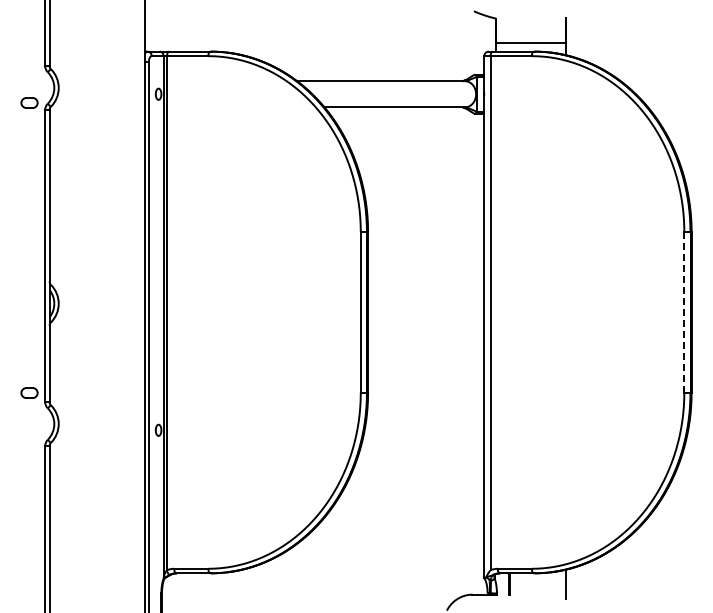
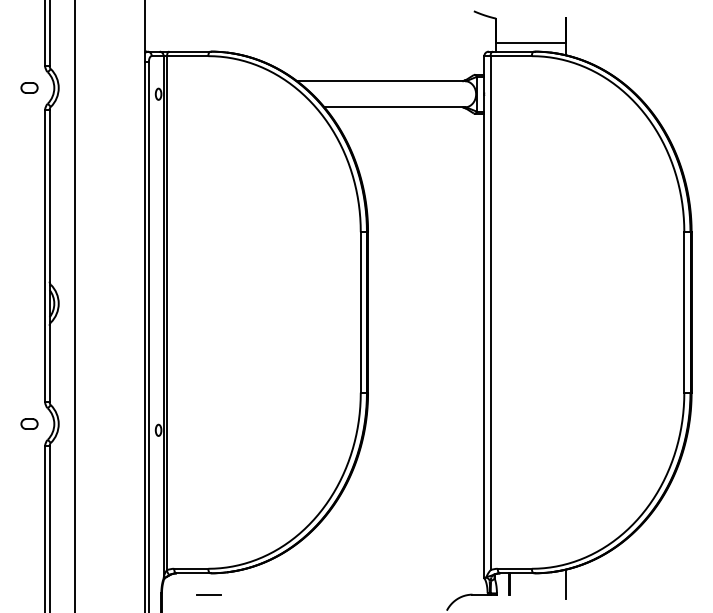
part position: (29, 102) -> (29, 87) (29, 87)
line: none -> present (74, 305)
line: dashed -> solid (684, 312)
part position: (29, 392) -> (29, 423) (29, 423)
line: none -> present (208, 594)
